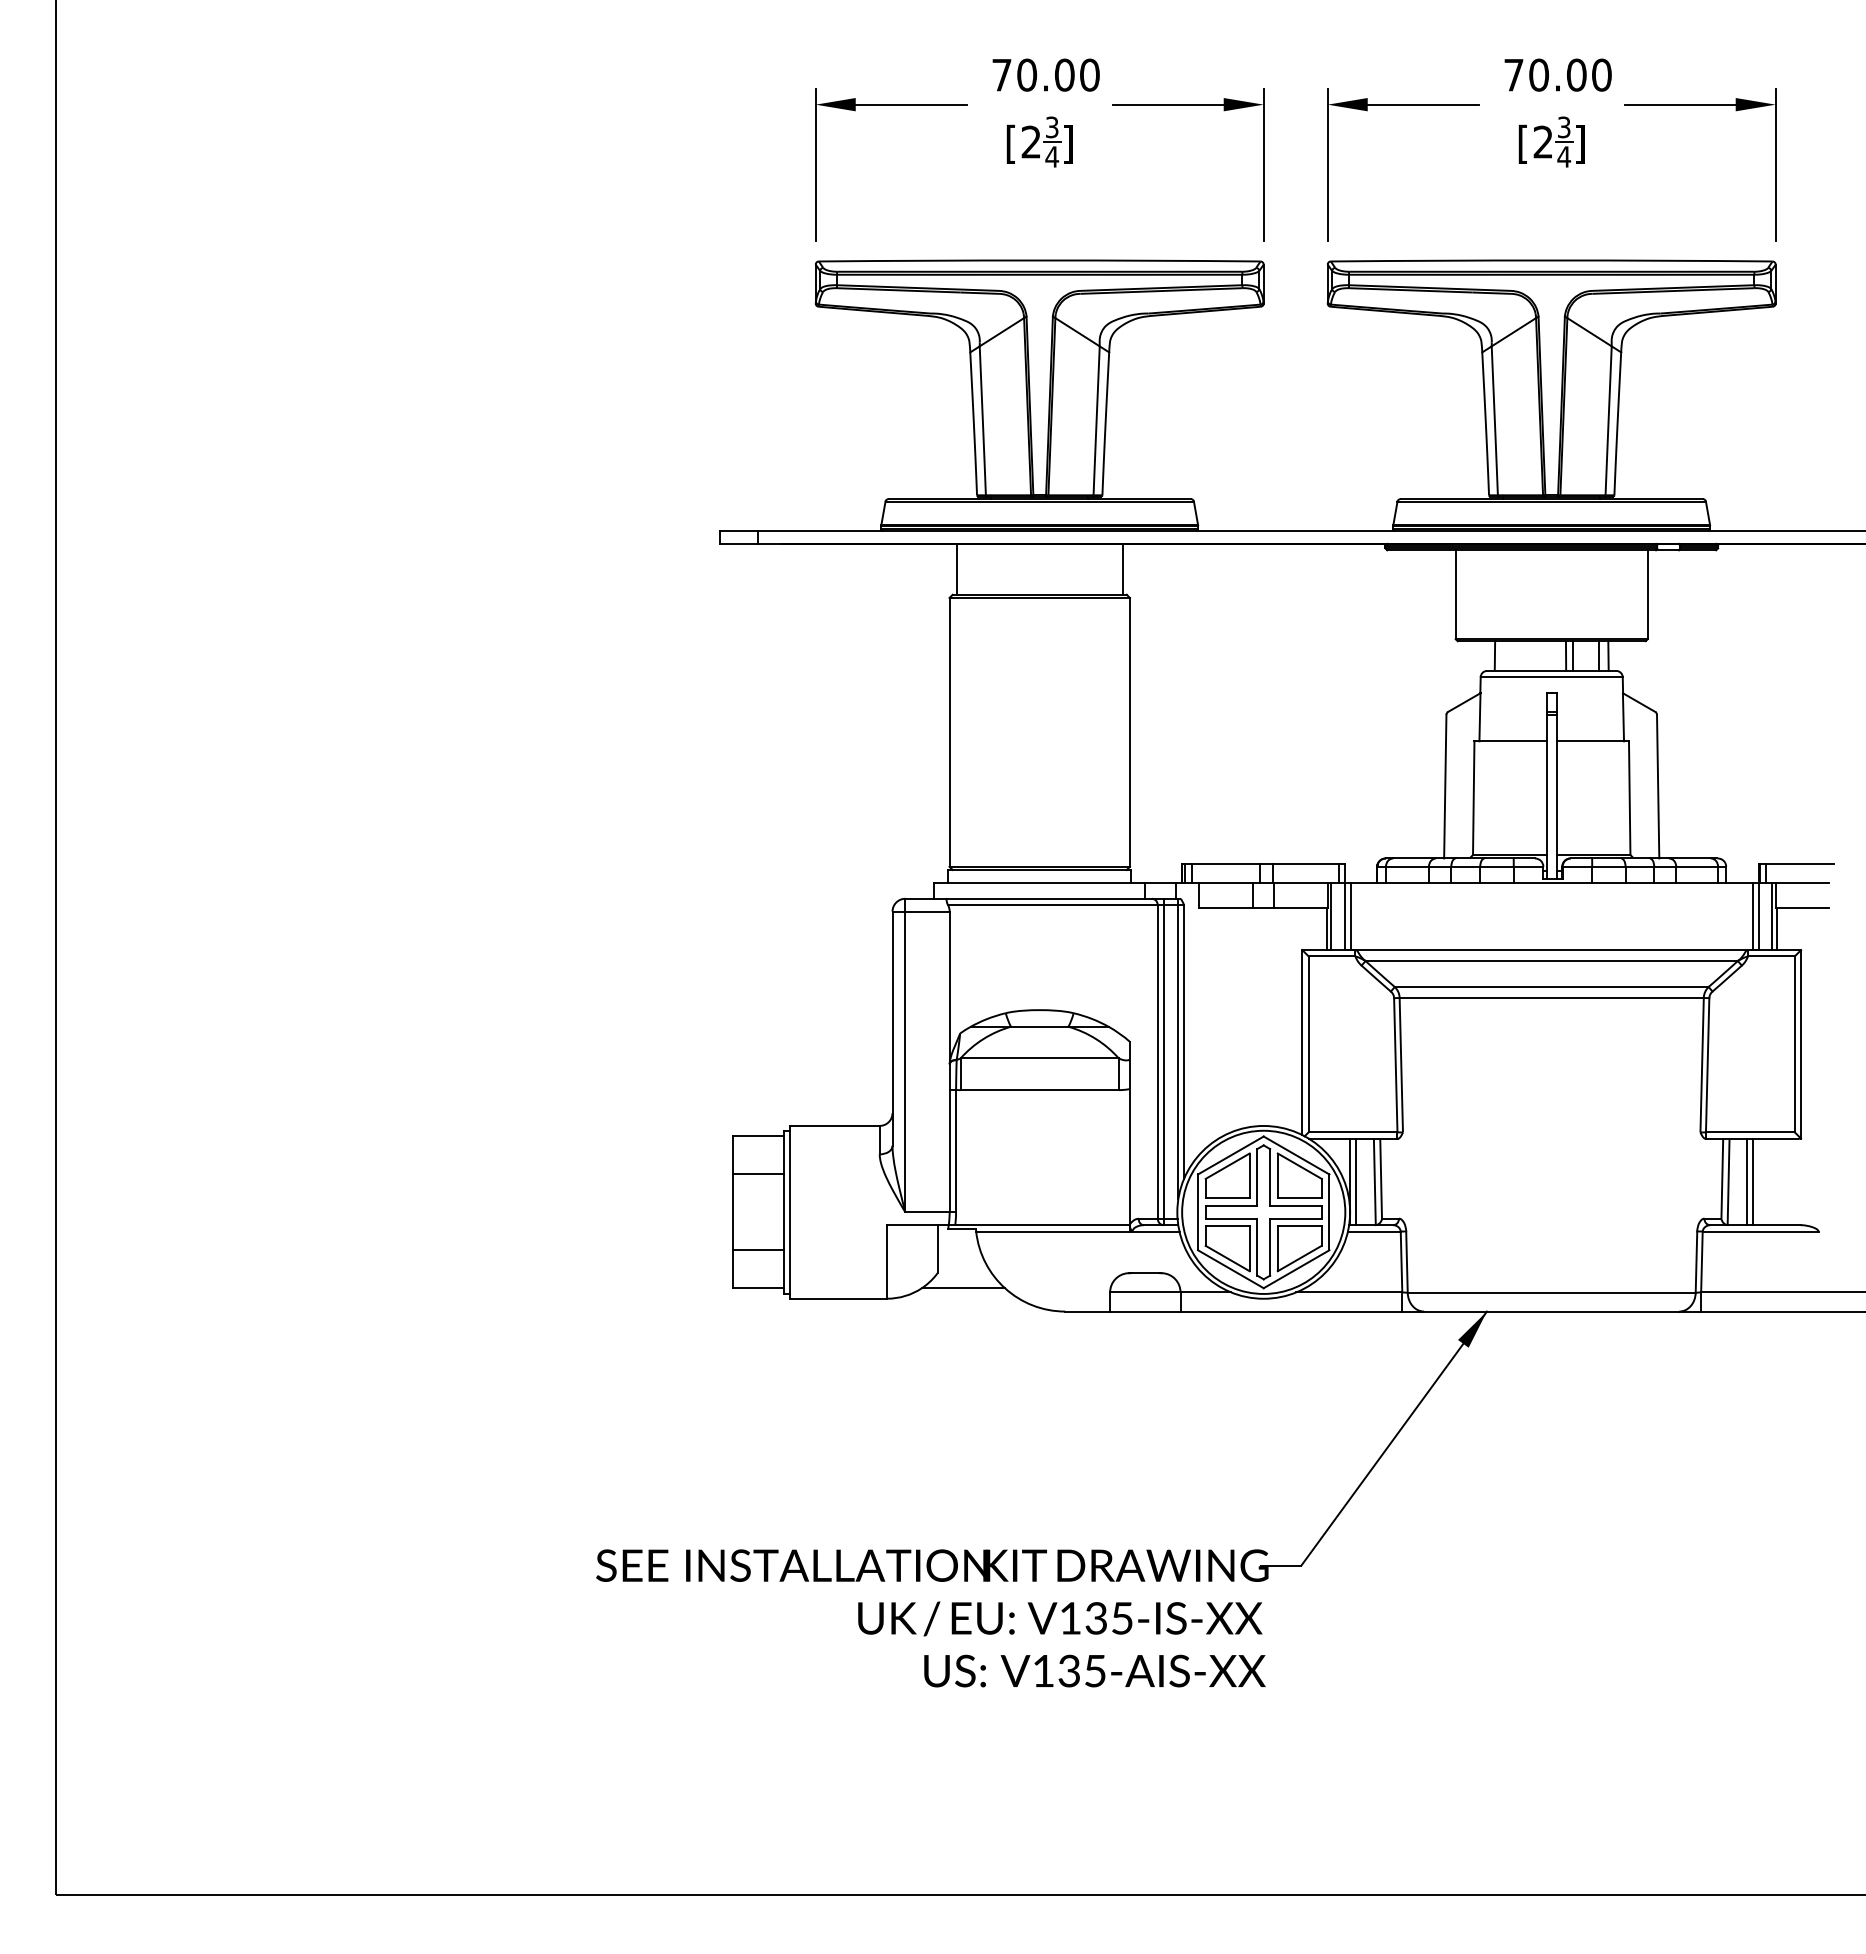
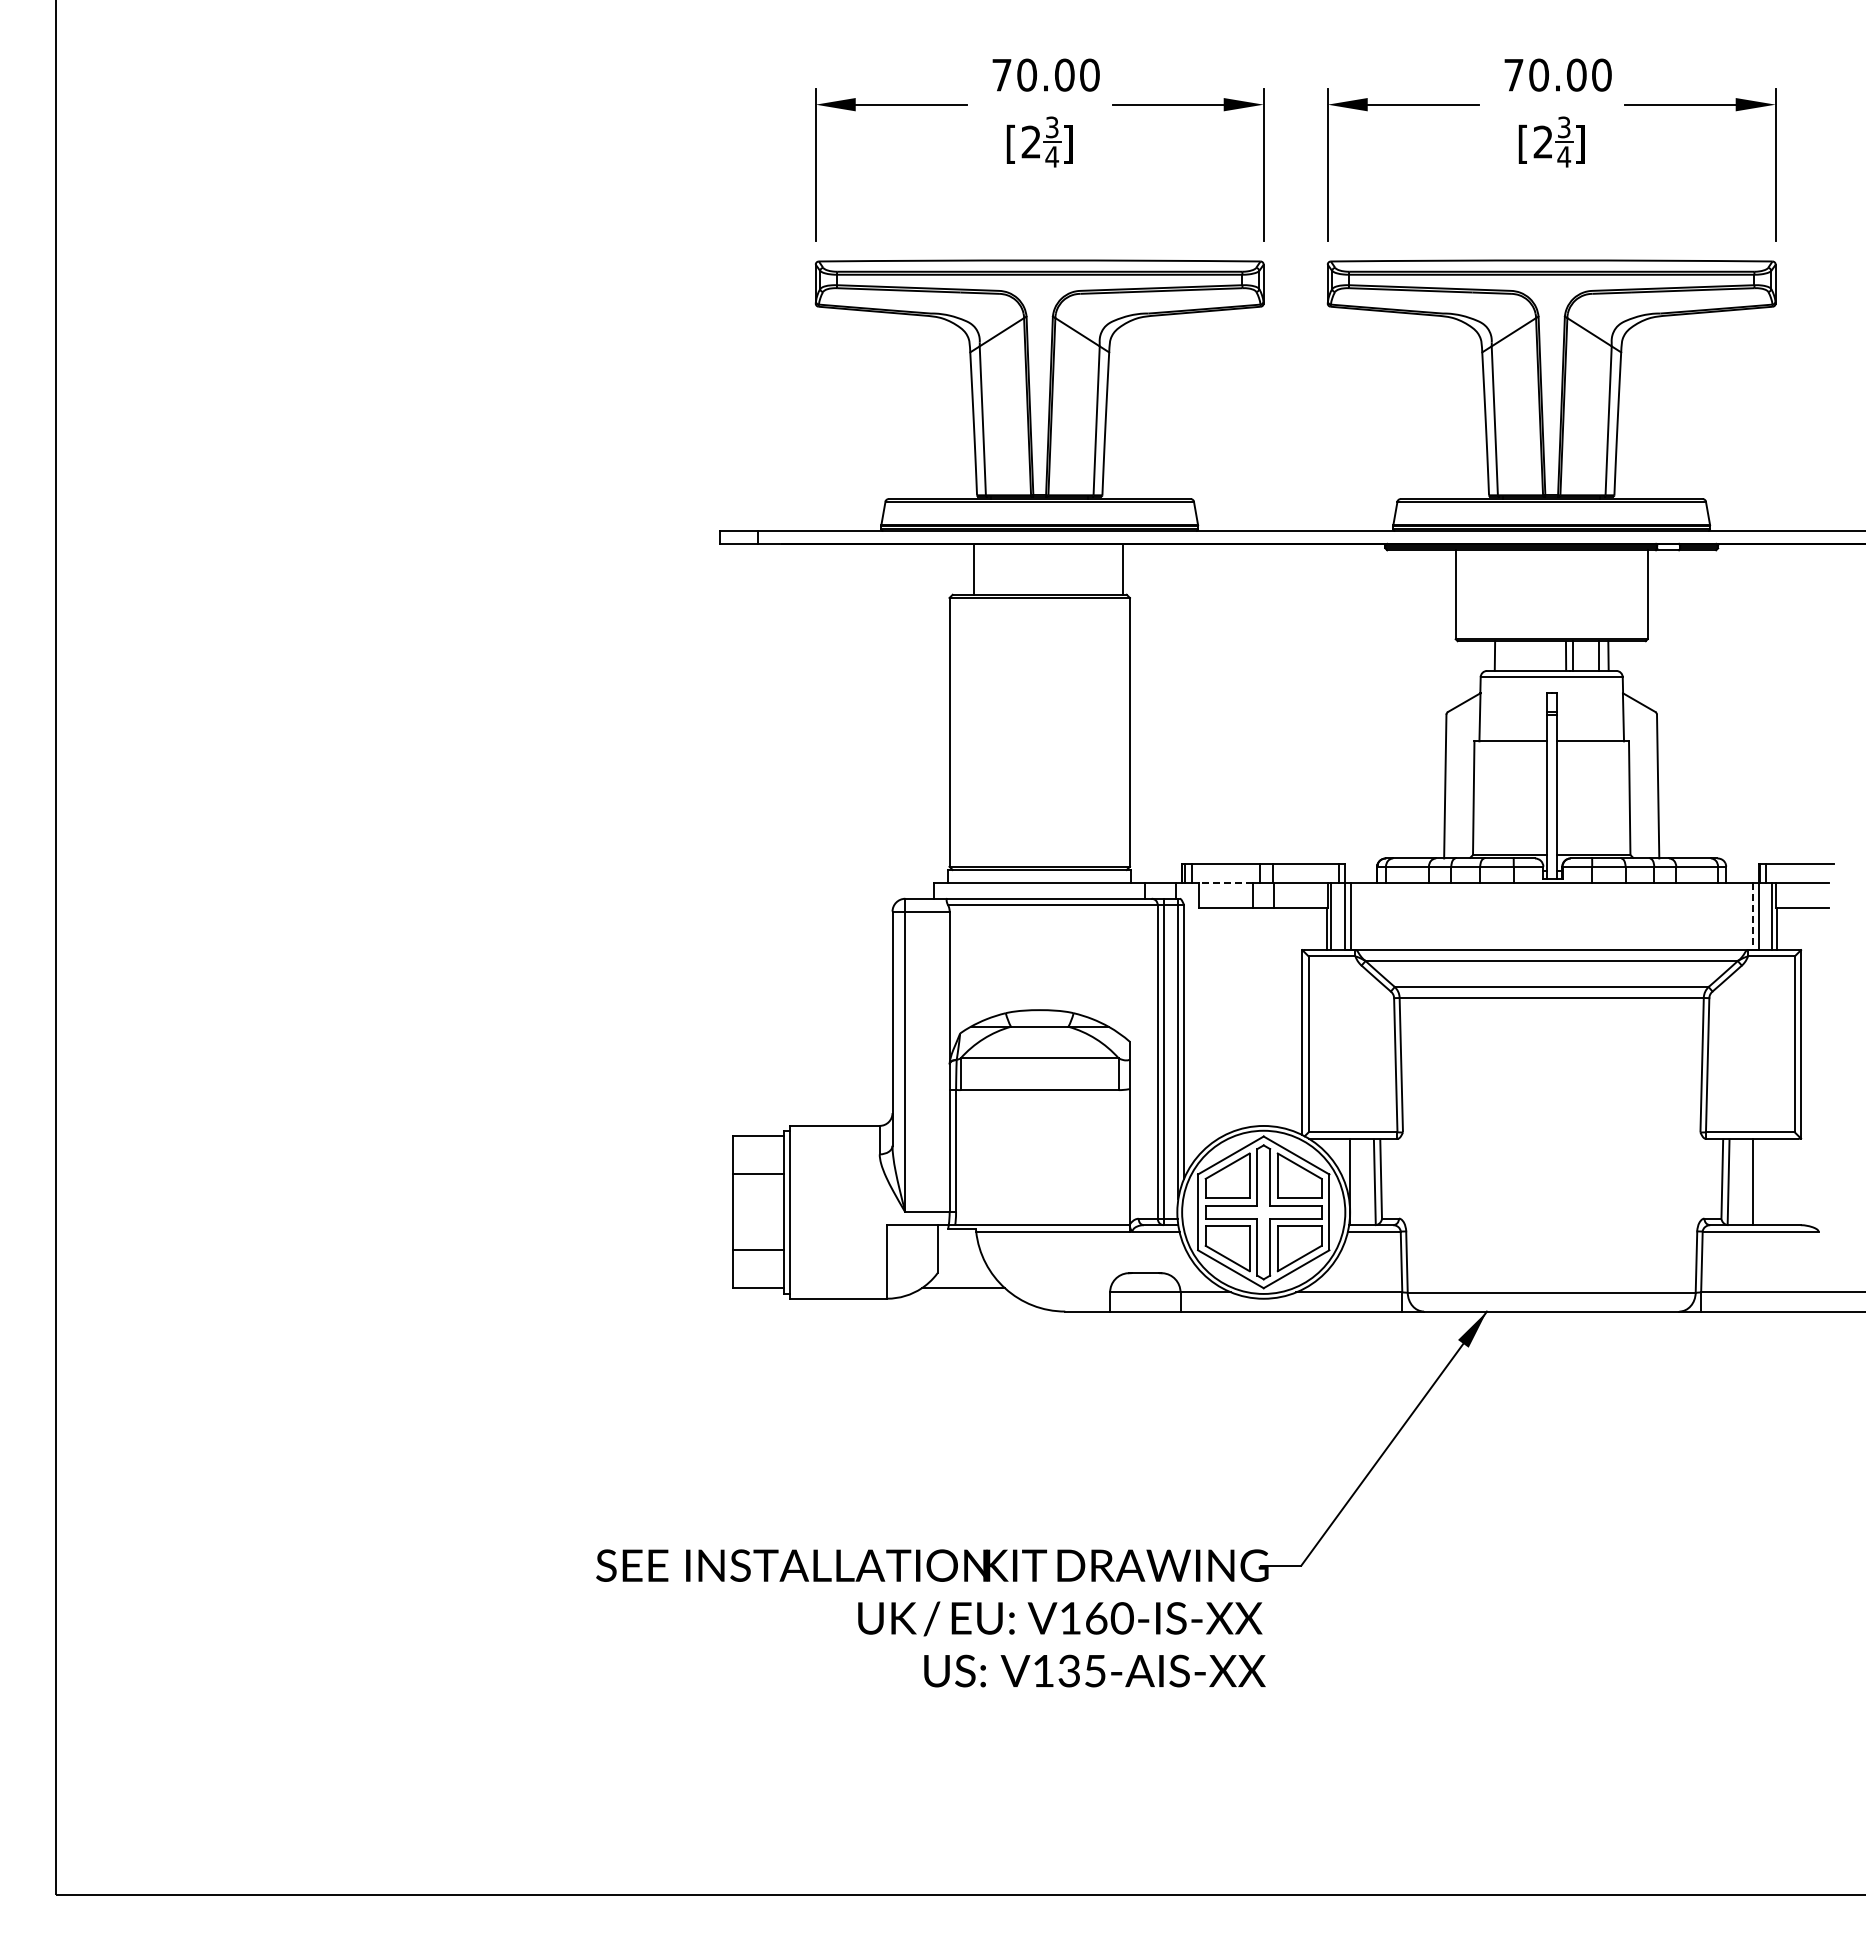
line position: (956, 568) -> (973, 568) (973, 568)
line: solid -> dashed (1225, 882)
line: solid -> dashed (1752, 916)
line: present -> none (1356, 1181)
line: present -> none (1747, 1181)
text: V135-IS-XX -> V160-IS-XX (1109, 1618)
